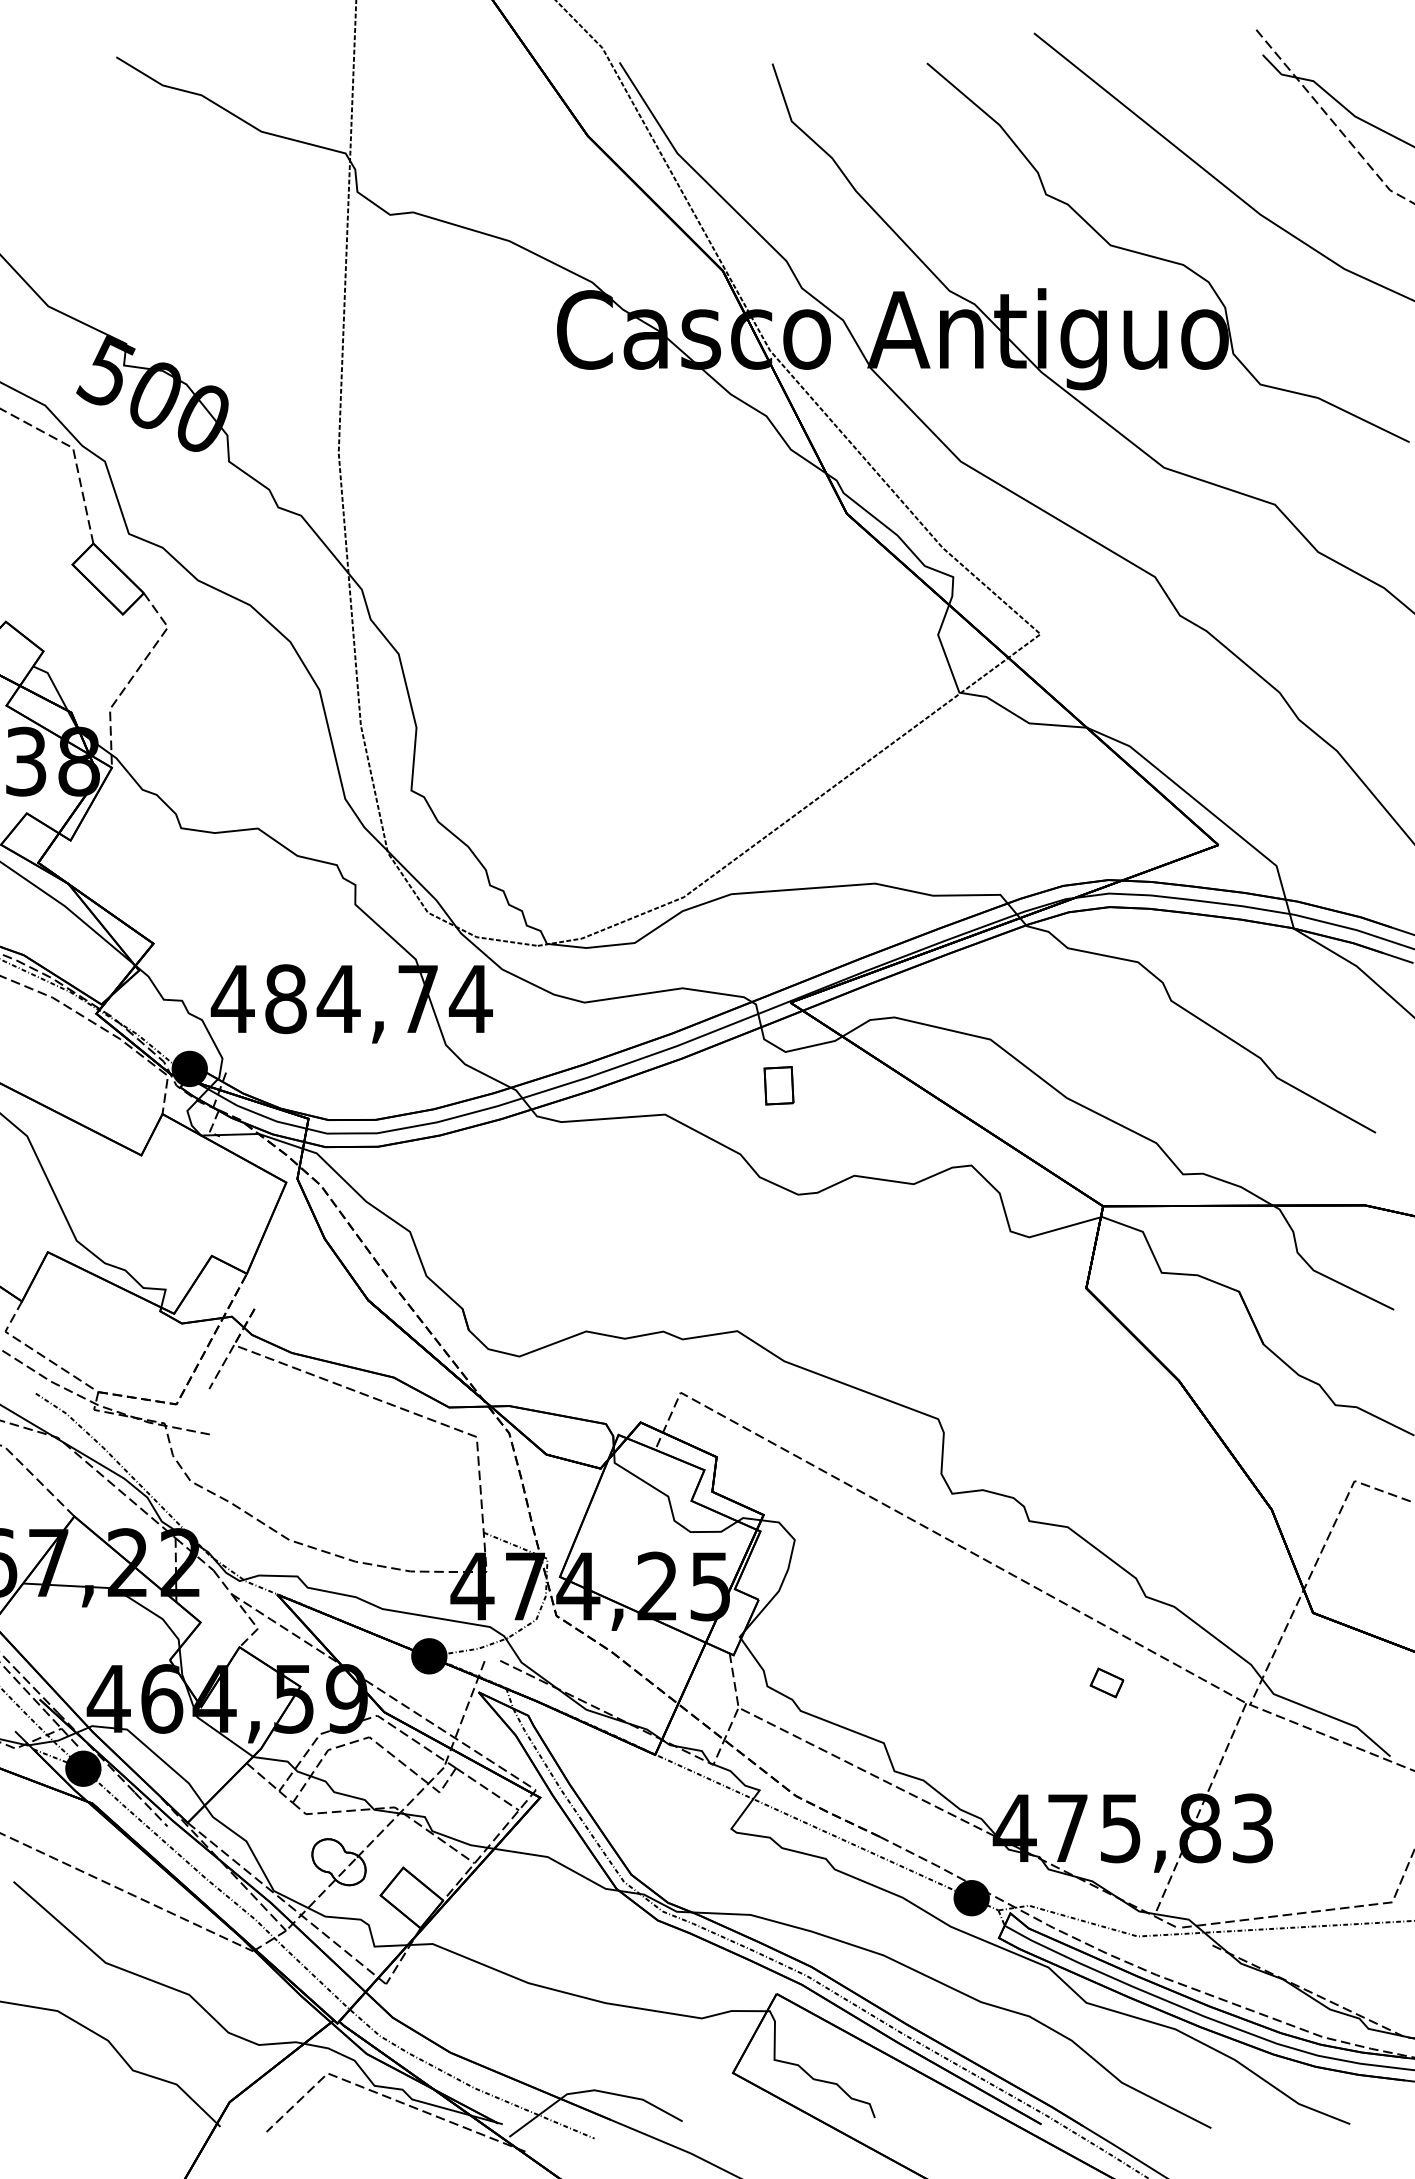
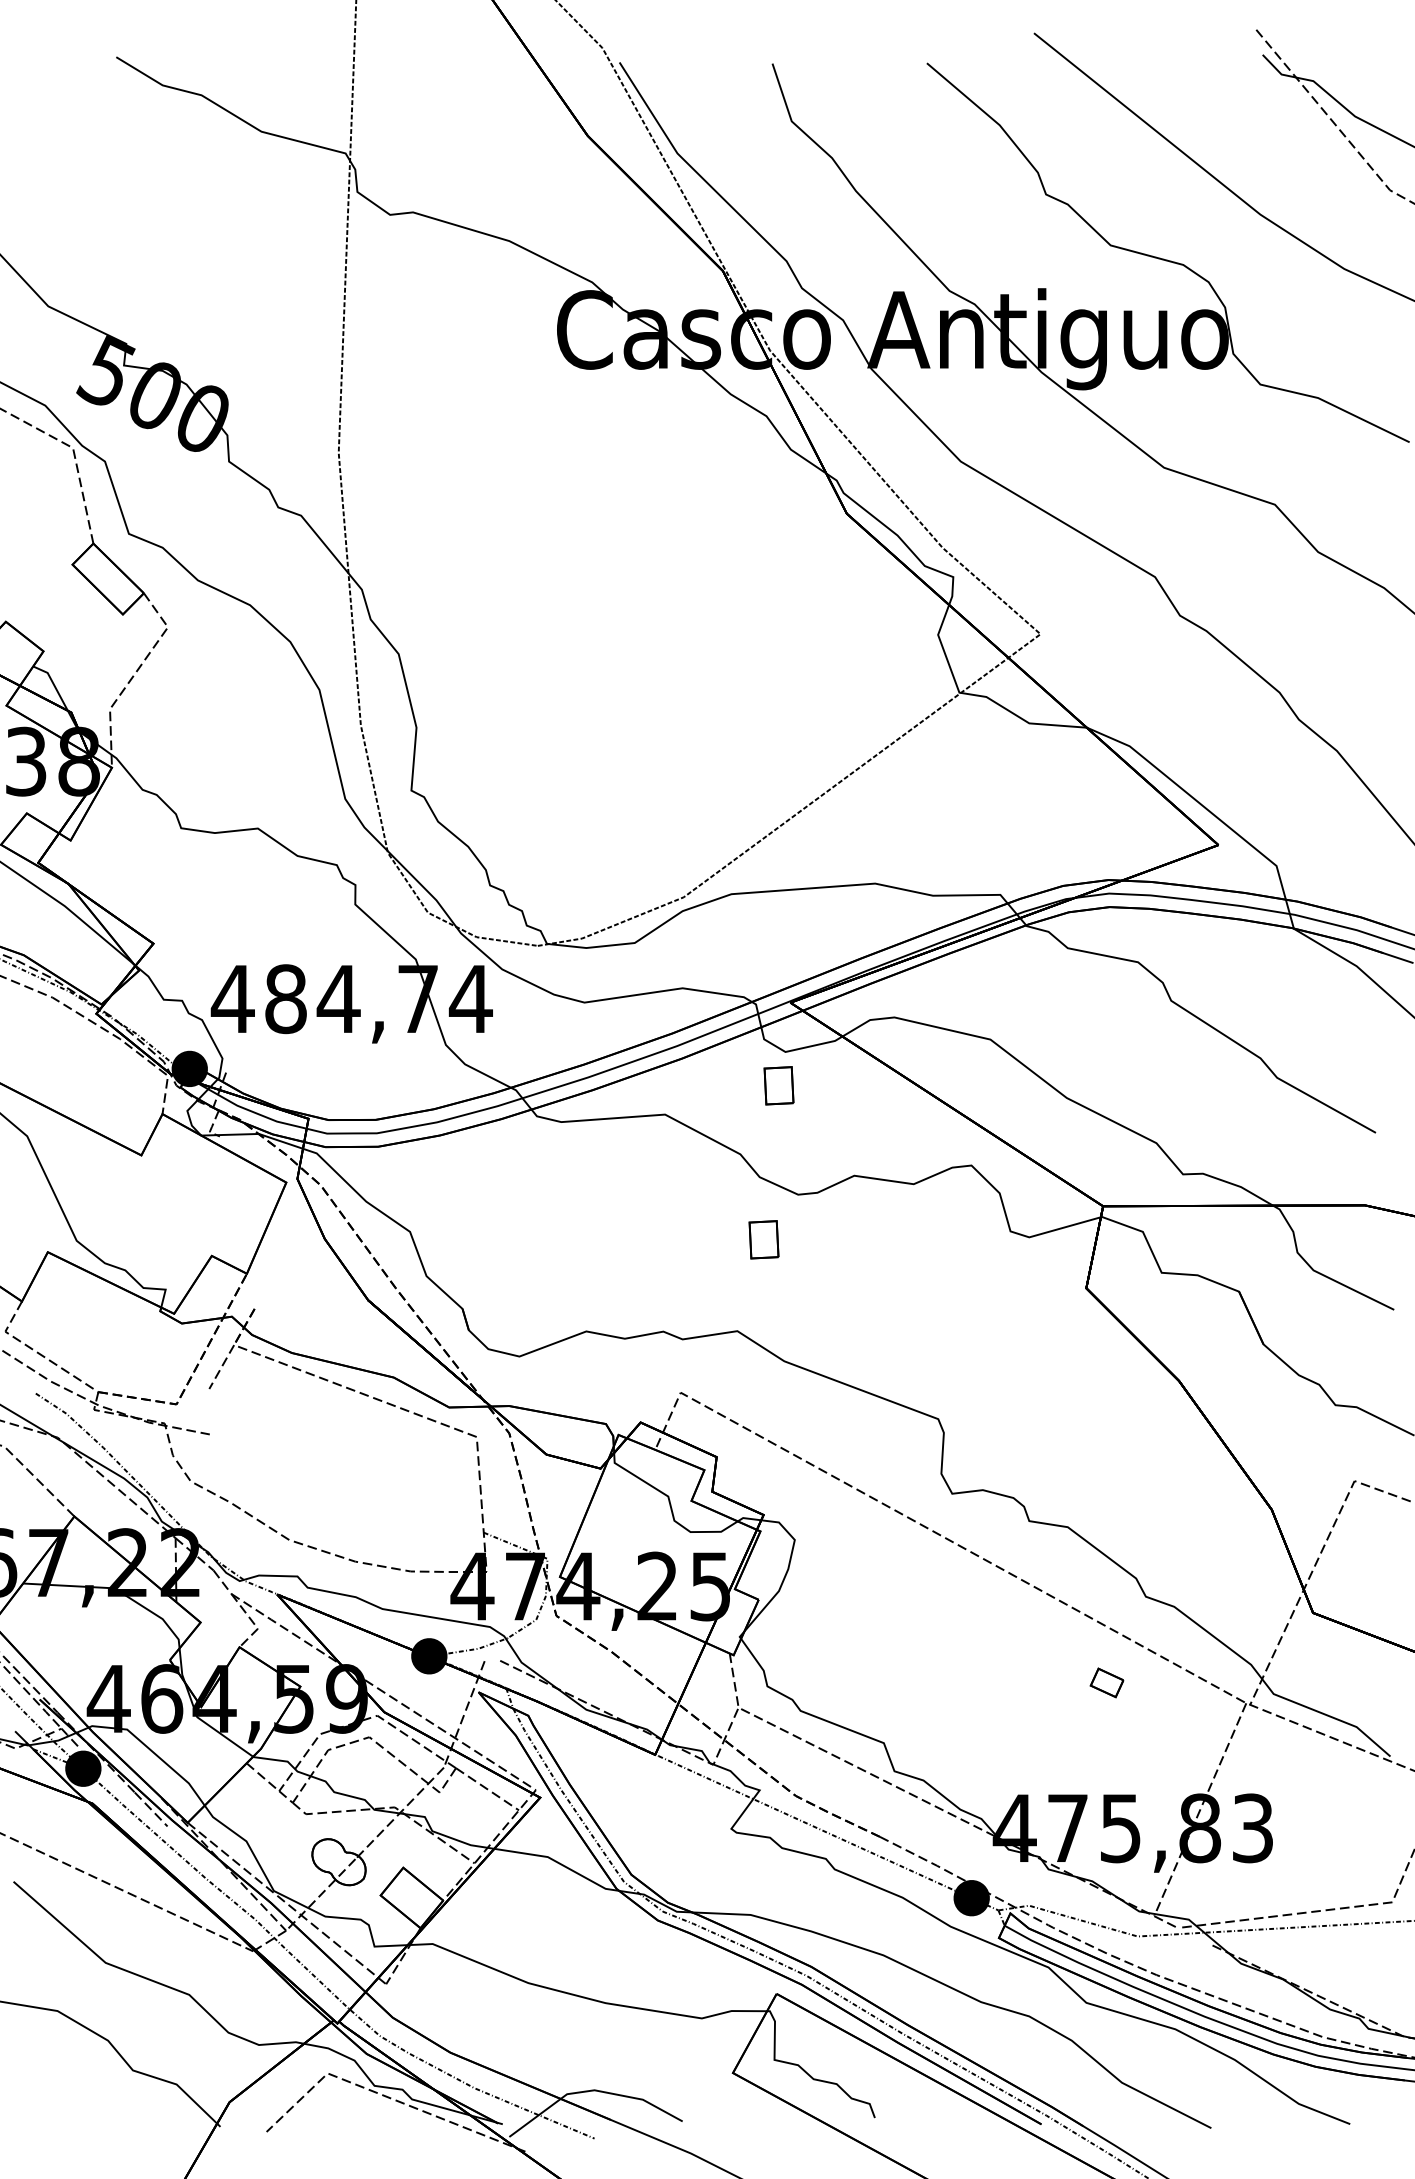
part: none -> present (763, 1239)
